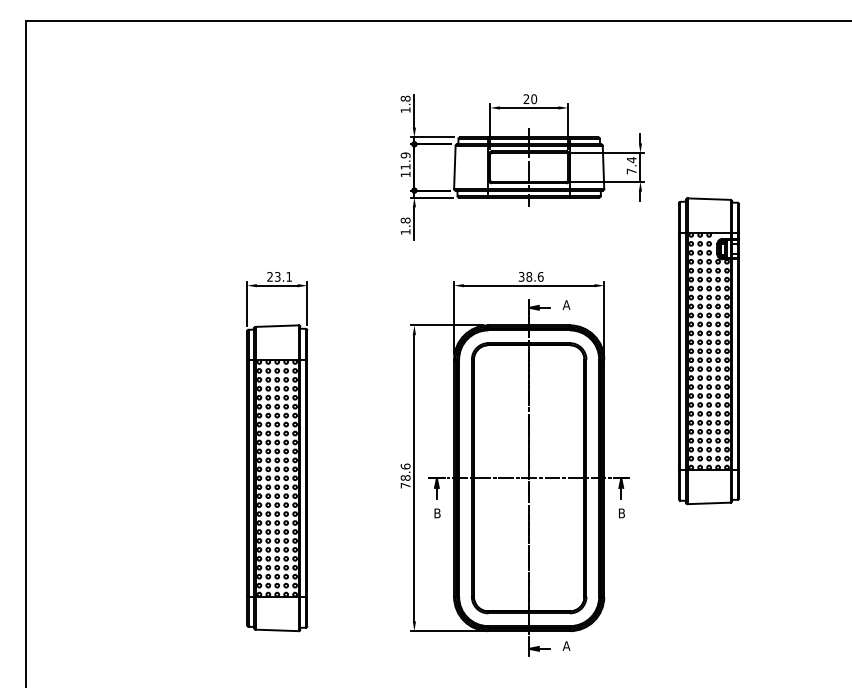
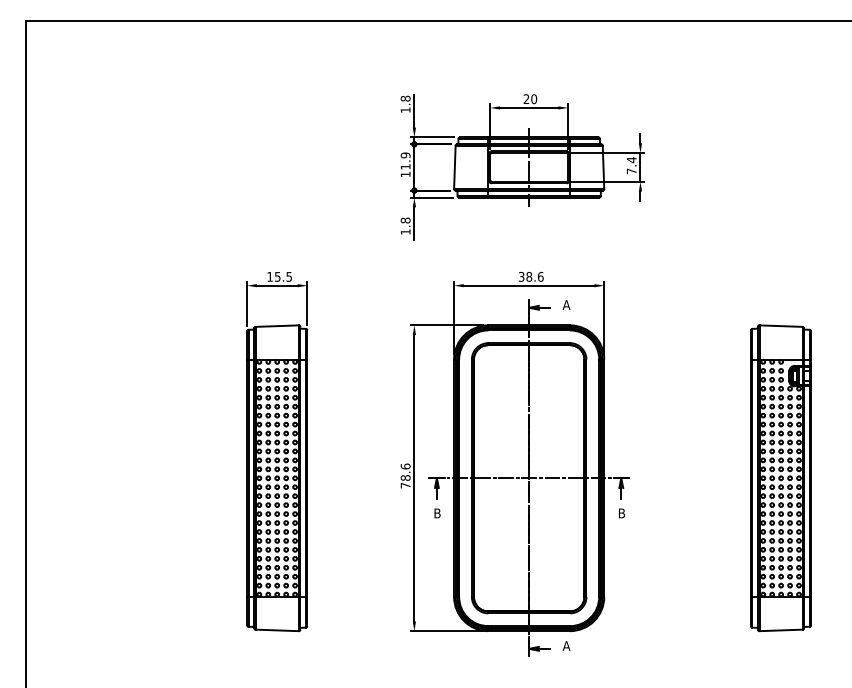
text: 23.1 -> 15.5 (279, 276)
part position: (708, 351) -> (780, 478) (780, 478)
